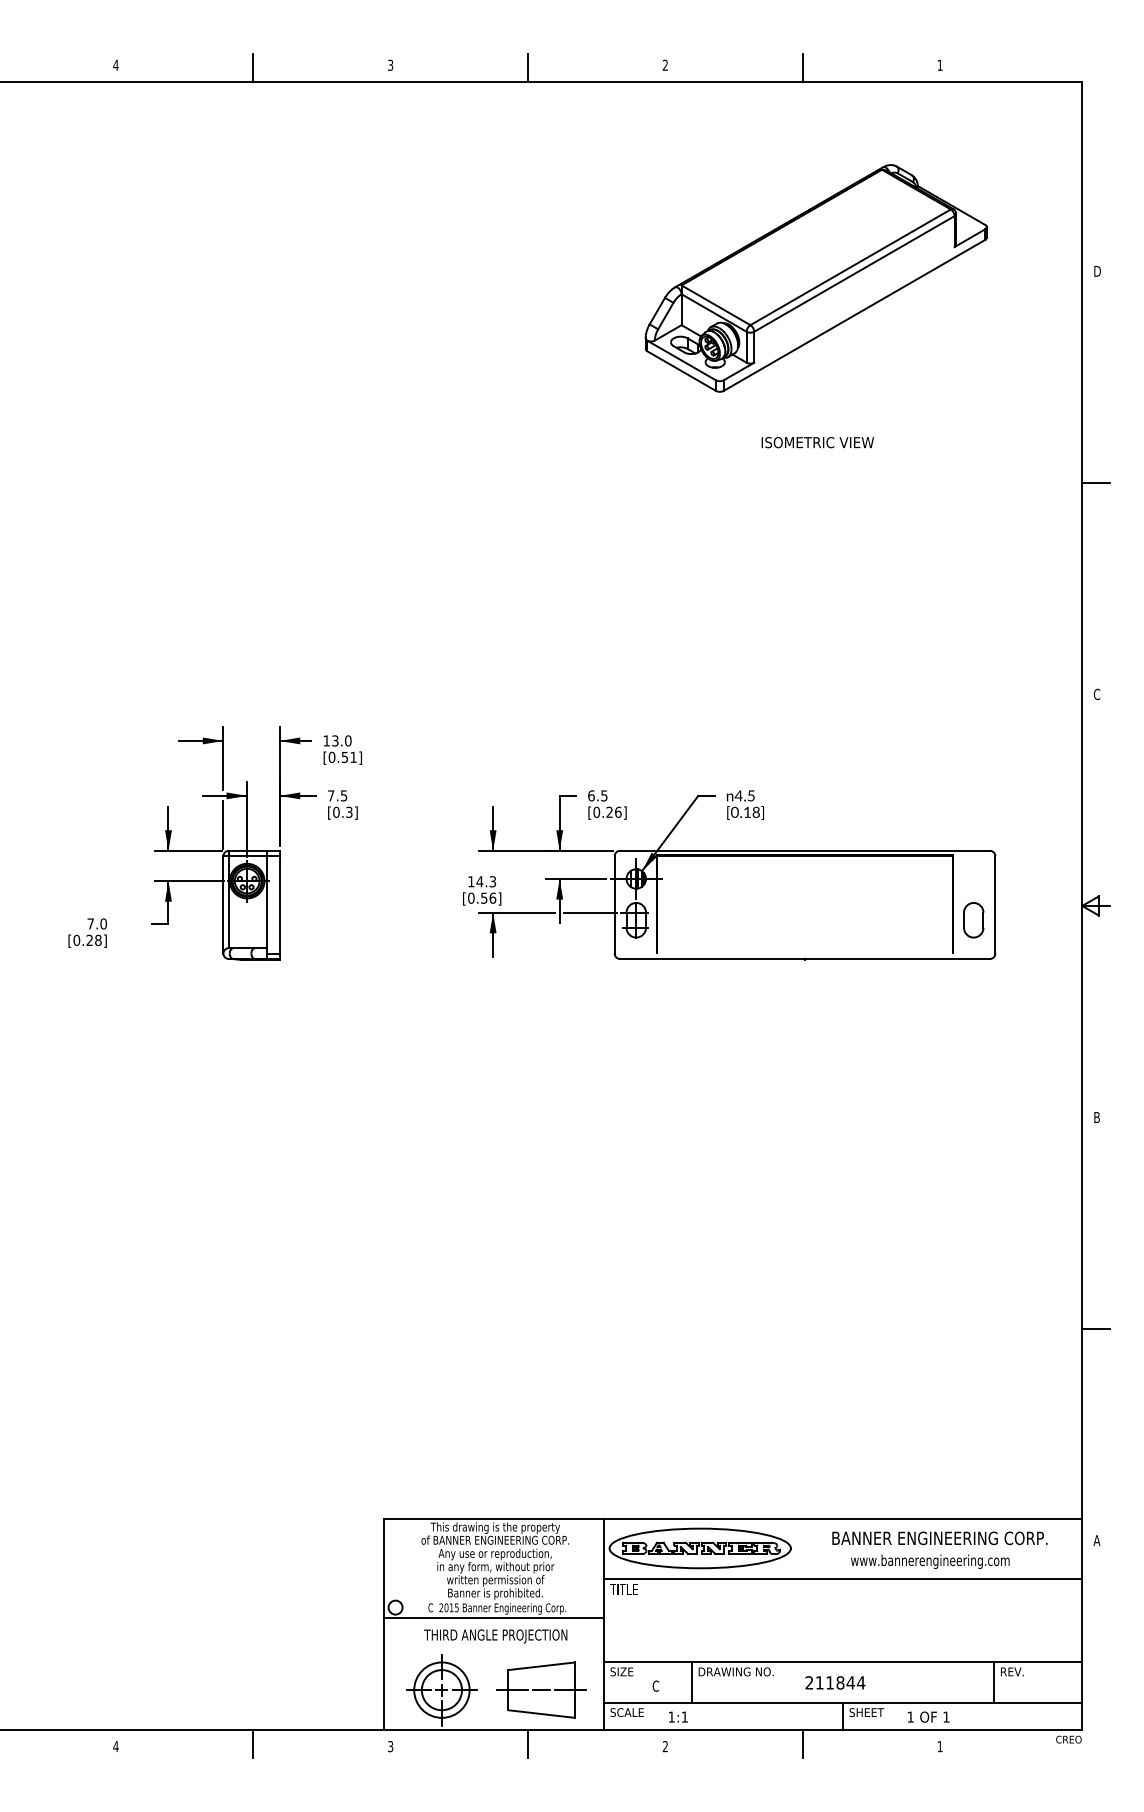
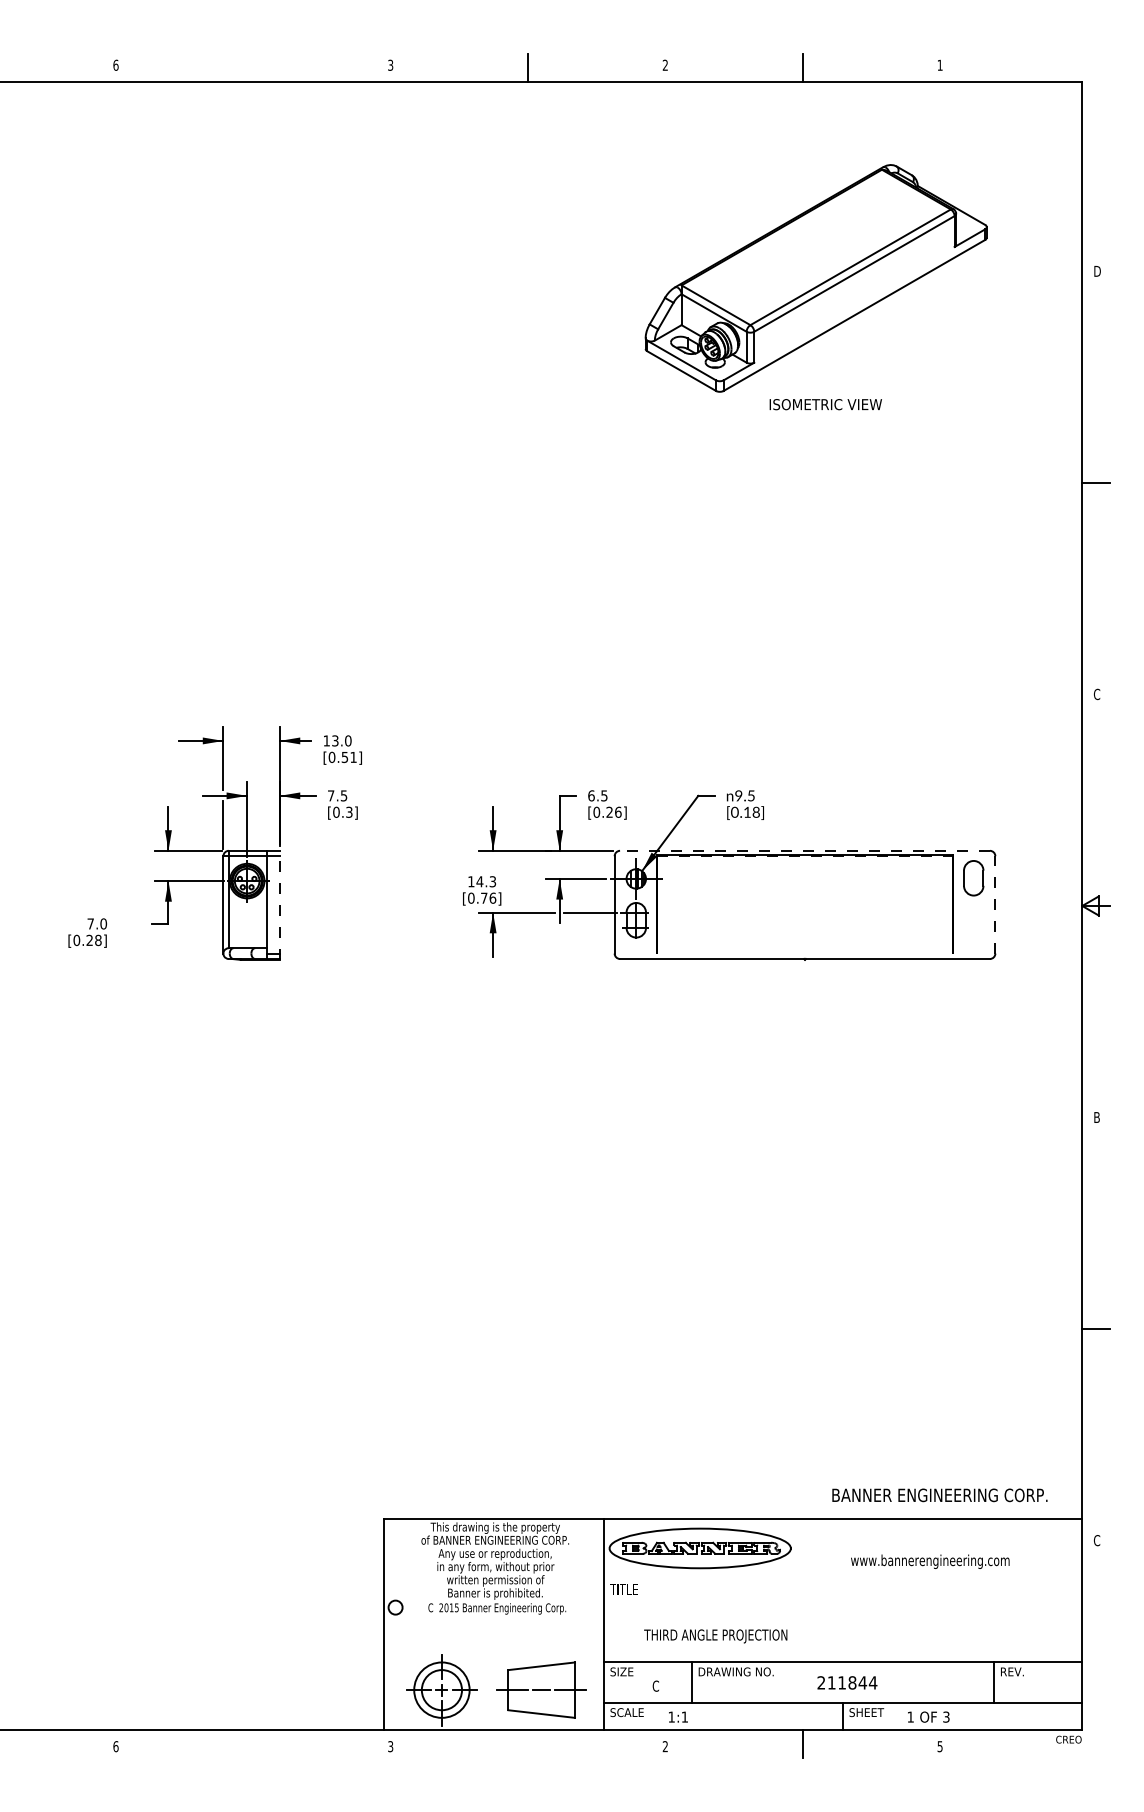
text: 4 -> 6 (115, 64)
line: present -> none (253, 67)
text position: (817, 442) -> (825, 404) (825, 404)
text: 4.5 -> 9.5 (738, 795)
line: solid -> dashed (805, 850)
line: solid -> dashed (805, 856)
text: [0.56] -> [0.76] (484, 897)
line: solid -> dashed (995, 904)
line: solid -> dashed (279, 905)
part position: (973, 920) -> (973, 878) (973, 878)
text position: (939, 1538) -> (939, 1495) (939, 1495)
text: A -> C (1096, 1540)
line: present -> none (843, 1578)
line: present -> none (494, 1618)
text position: (495, 1636) -> (715, 1636) (715, 1636)
text position: (835, 1682) -> (847, 1682) (847, 1682)
text: 1 -> 3 (946, 1716)
line: present -> none (253, 1743)
line: present -> none (528, 1743)
text: 4 -> 6 (115, 1746)
text: 1 -> 5 (939, 1746)
